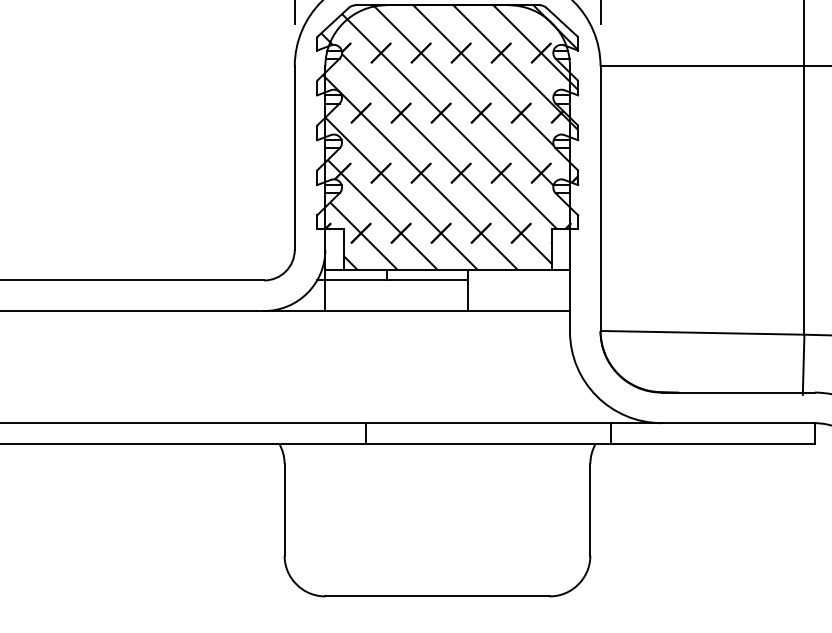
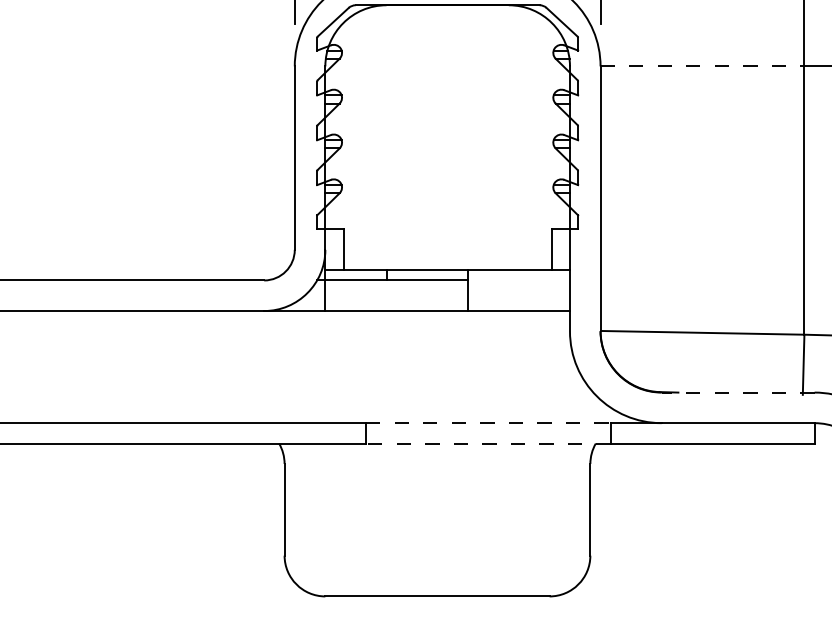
line: solid -> dashed (702, 66)
hatch: present -> none (449, 137)
line: solid -> dashed (737, 392)
line: solid -> dashed (488, 423)
line: solid -> dashed (487, 443)
